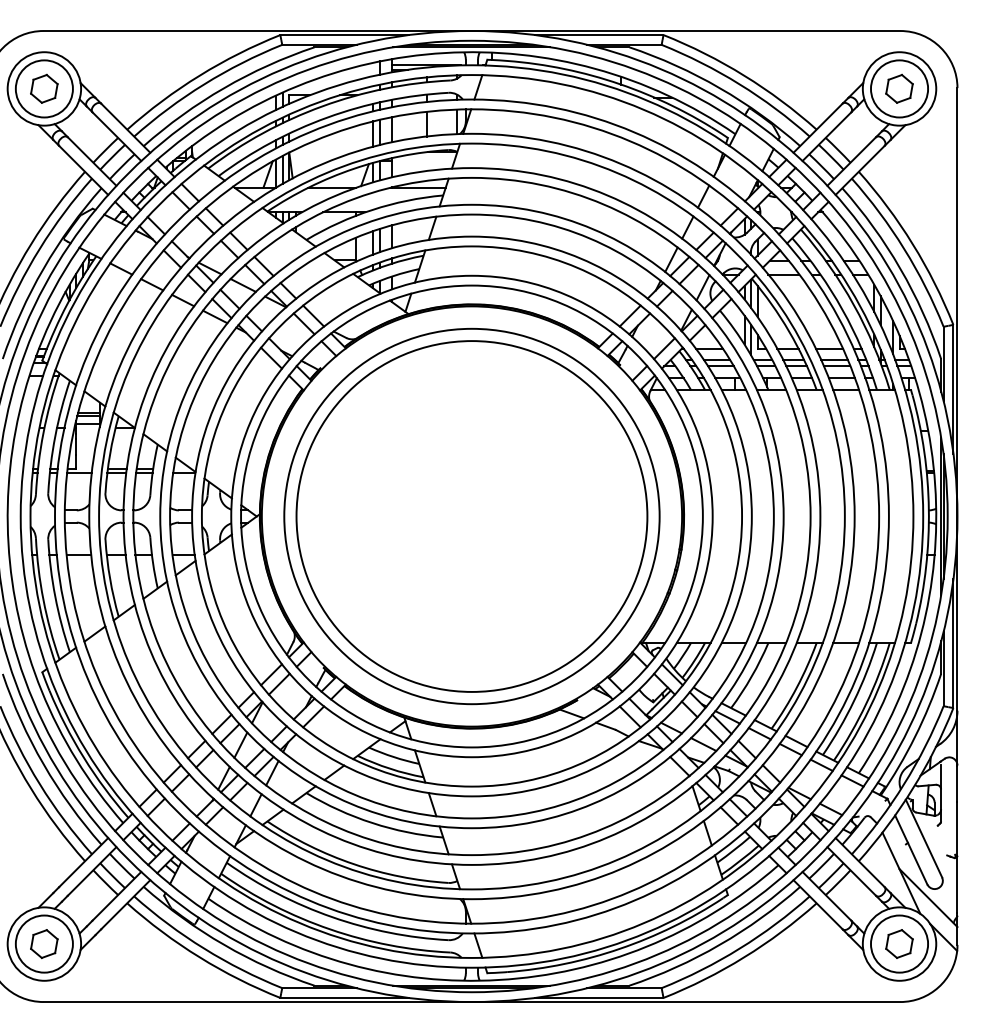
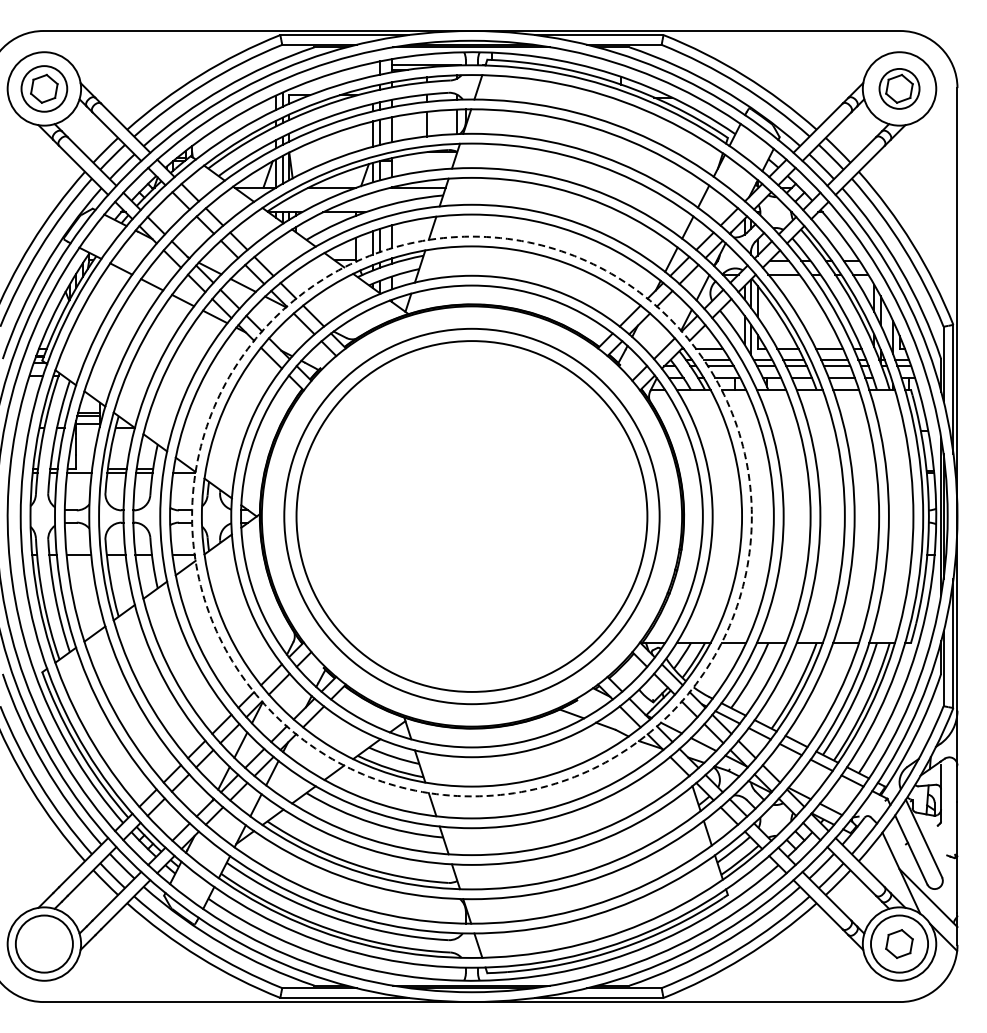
circle diameter: 57 px -> 46 px (44, 88)
circle diameter: 57 px -> 40 px (899, 88)
circle: solid -> dashed (471, 516)
part: present -> none (44, 944)
